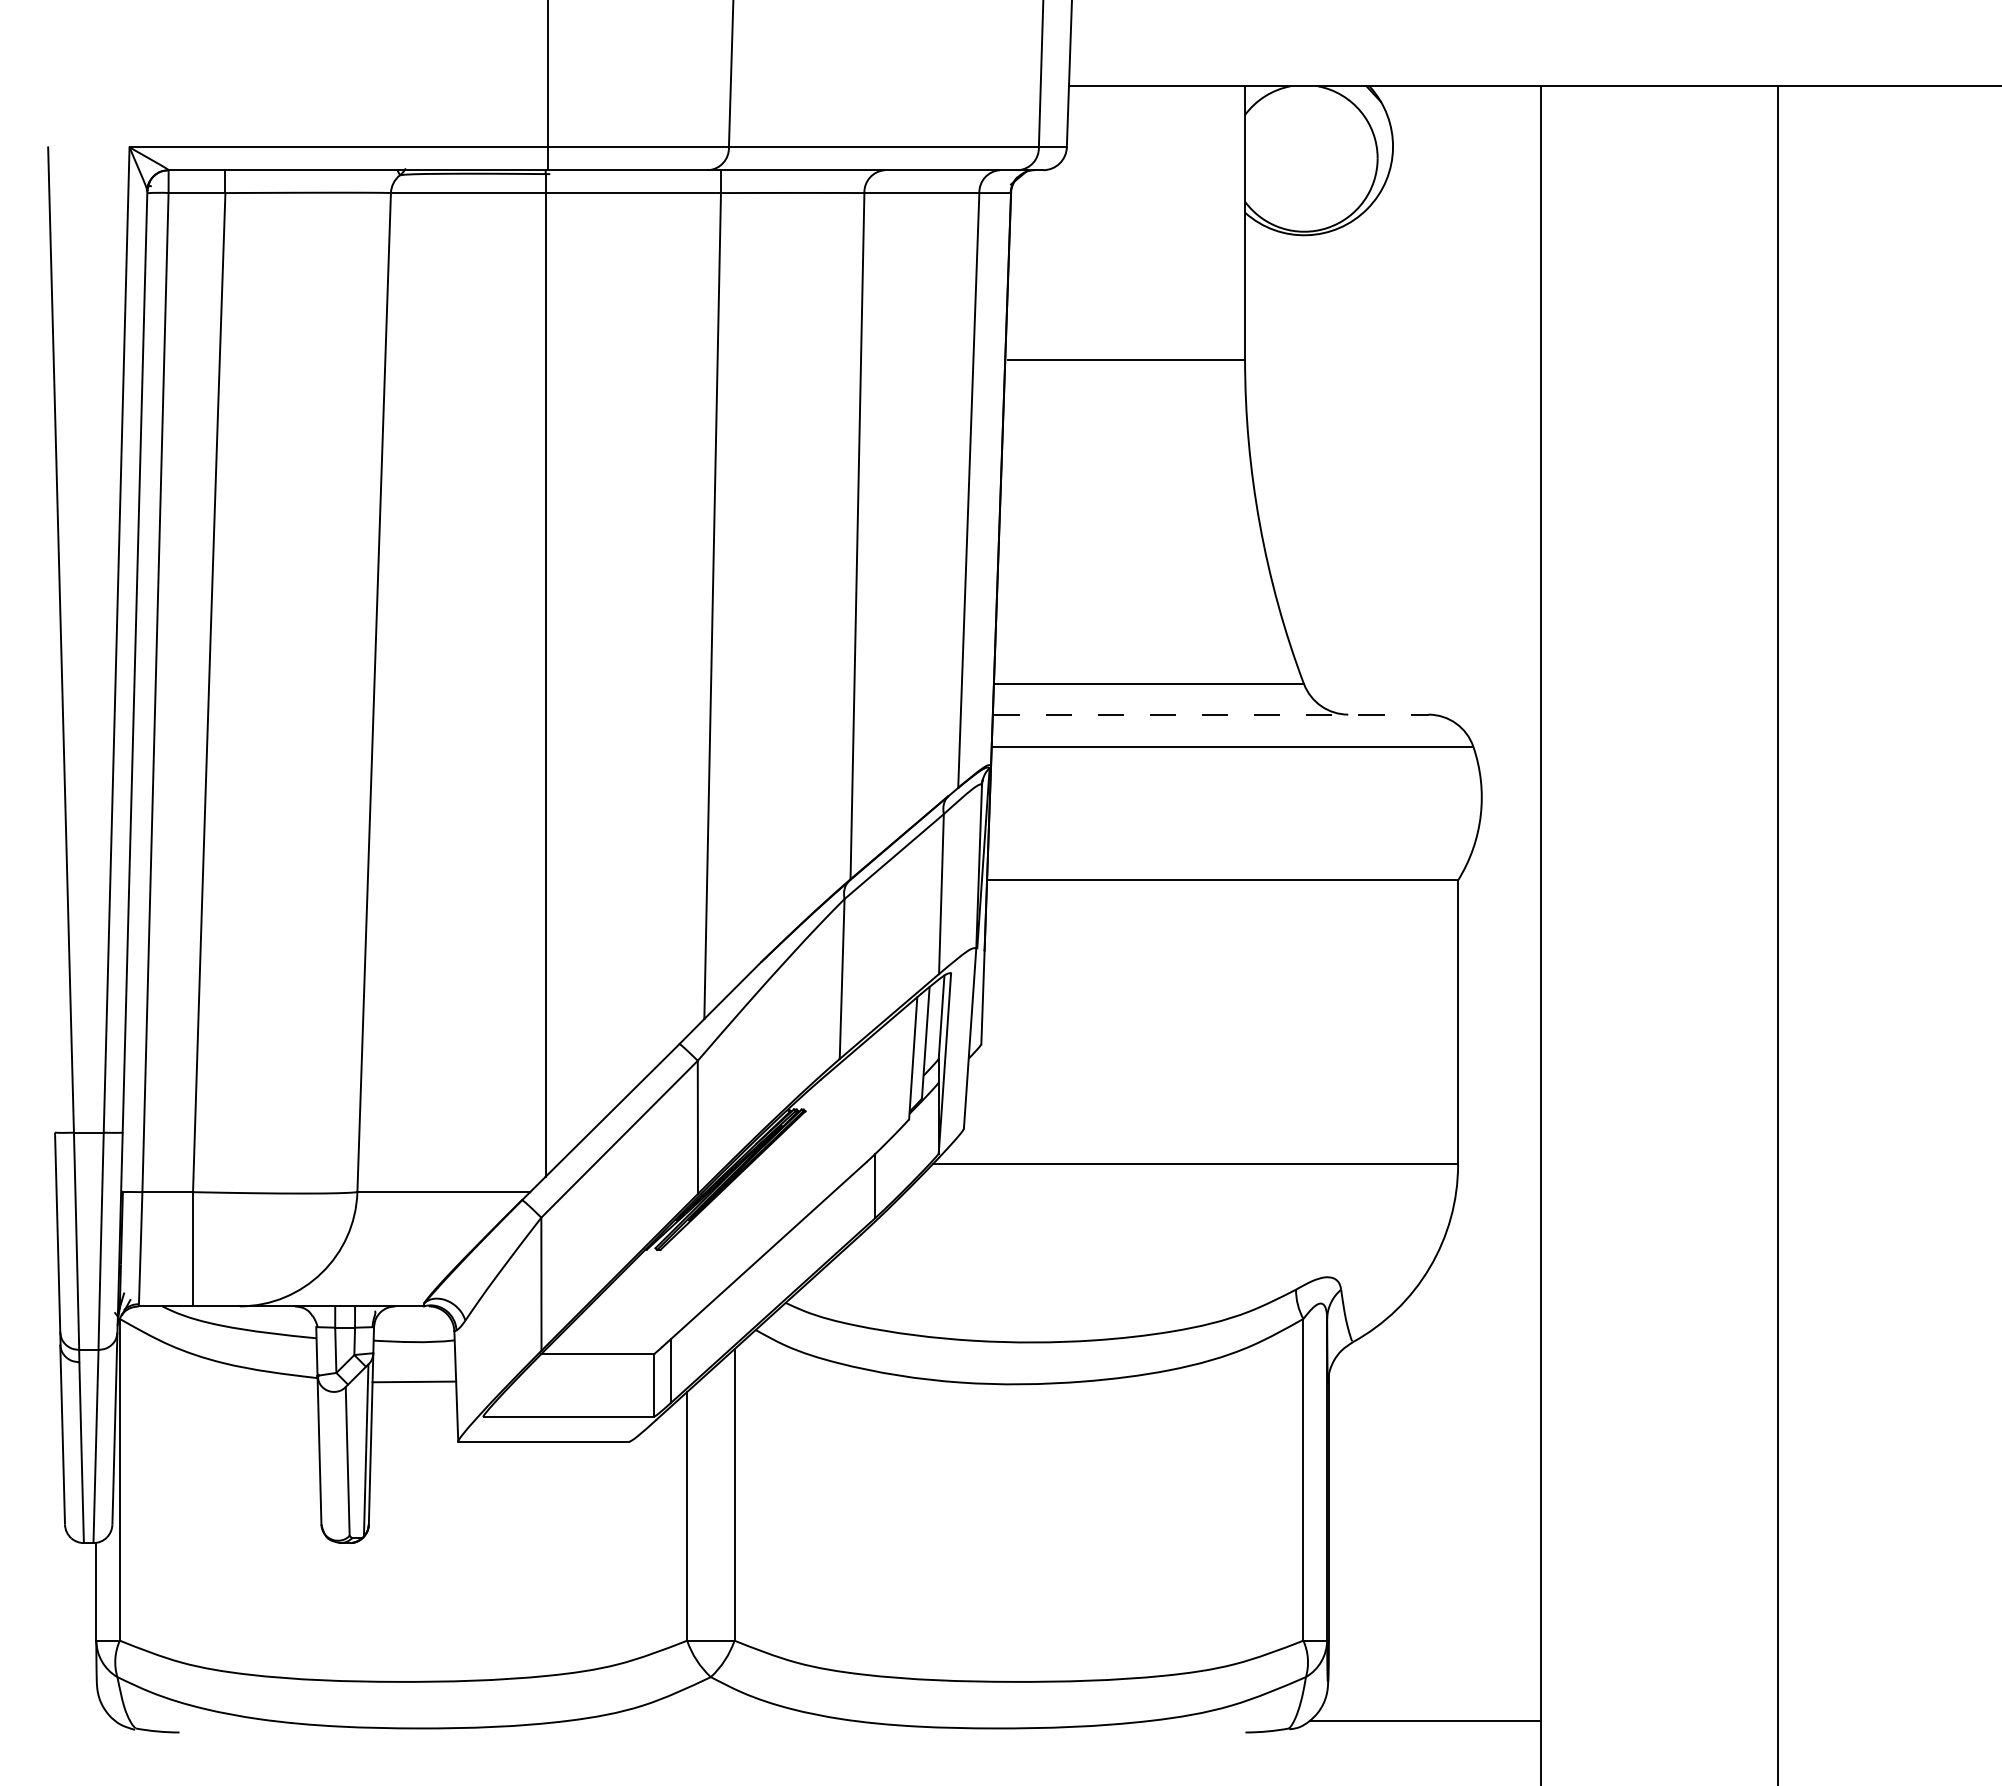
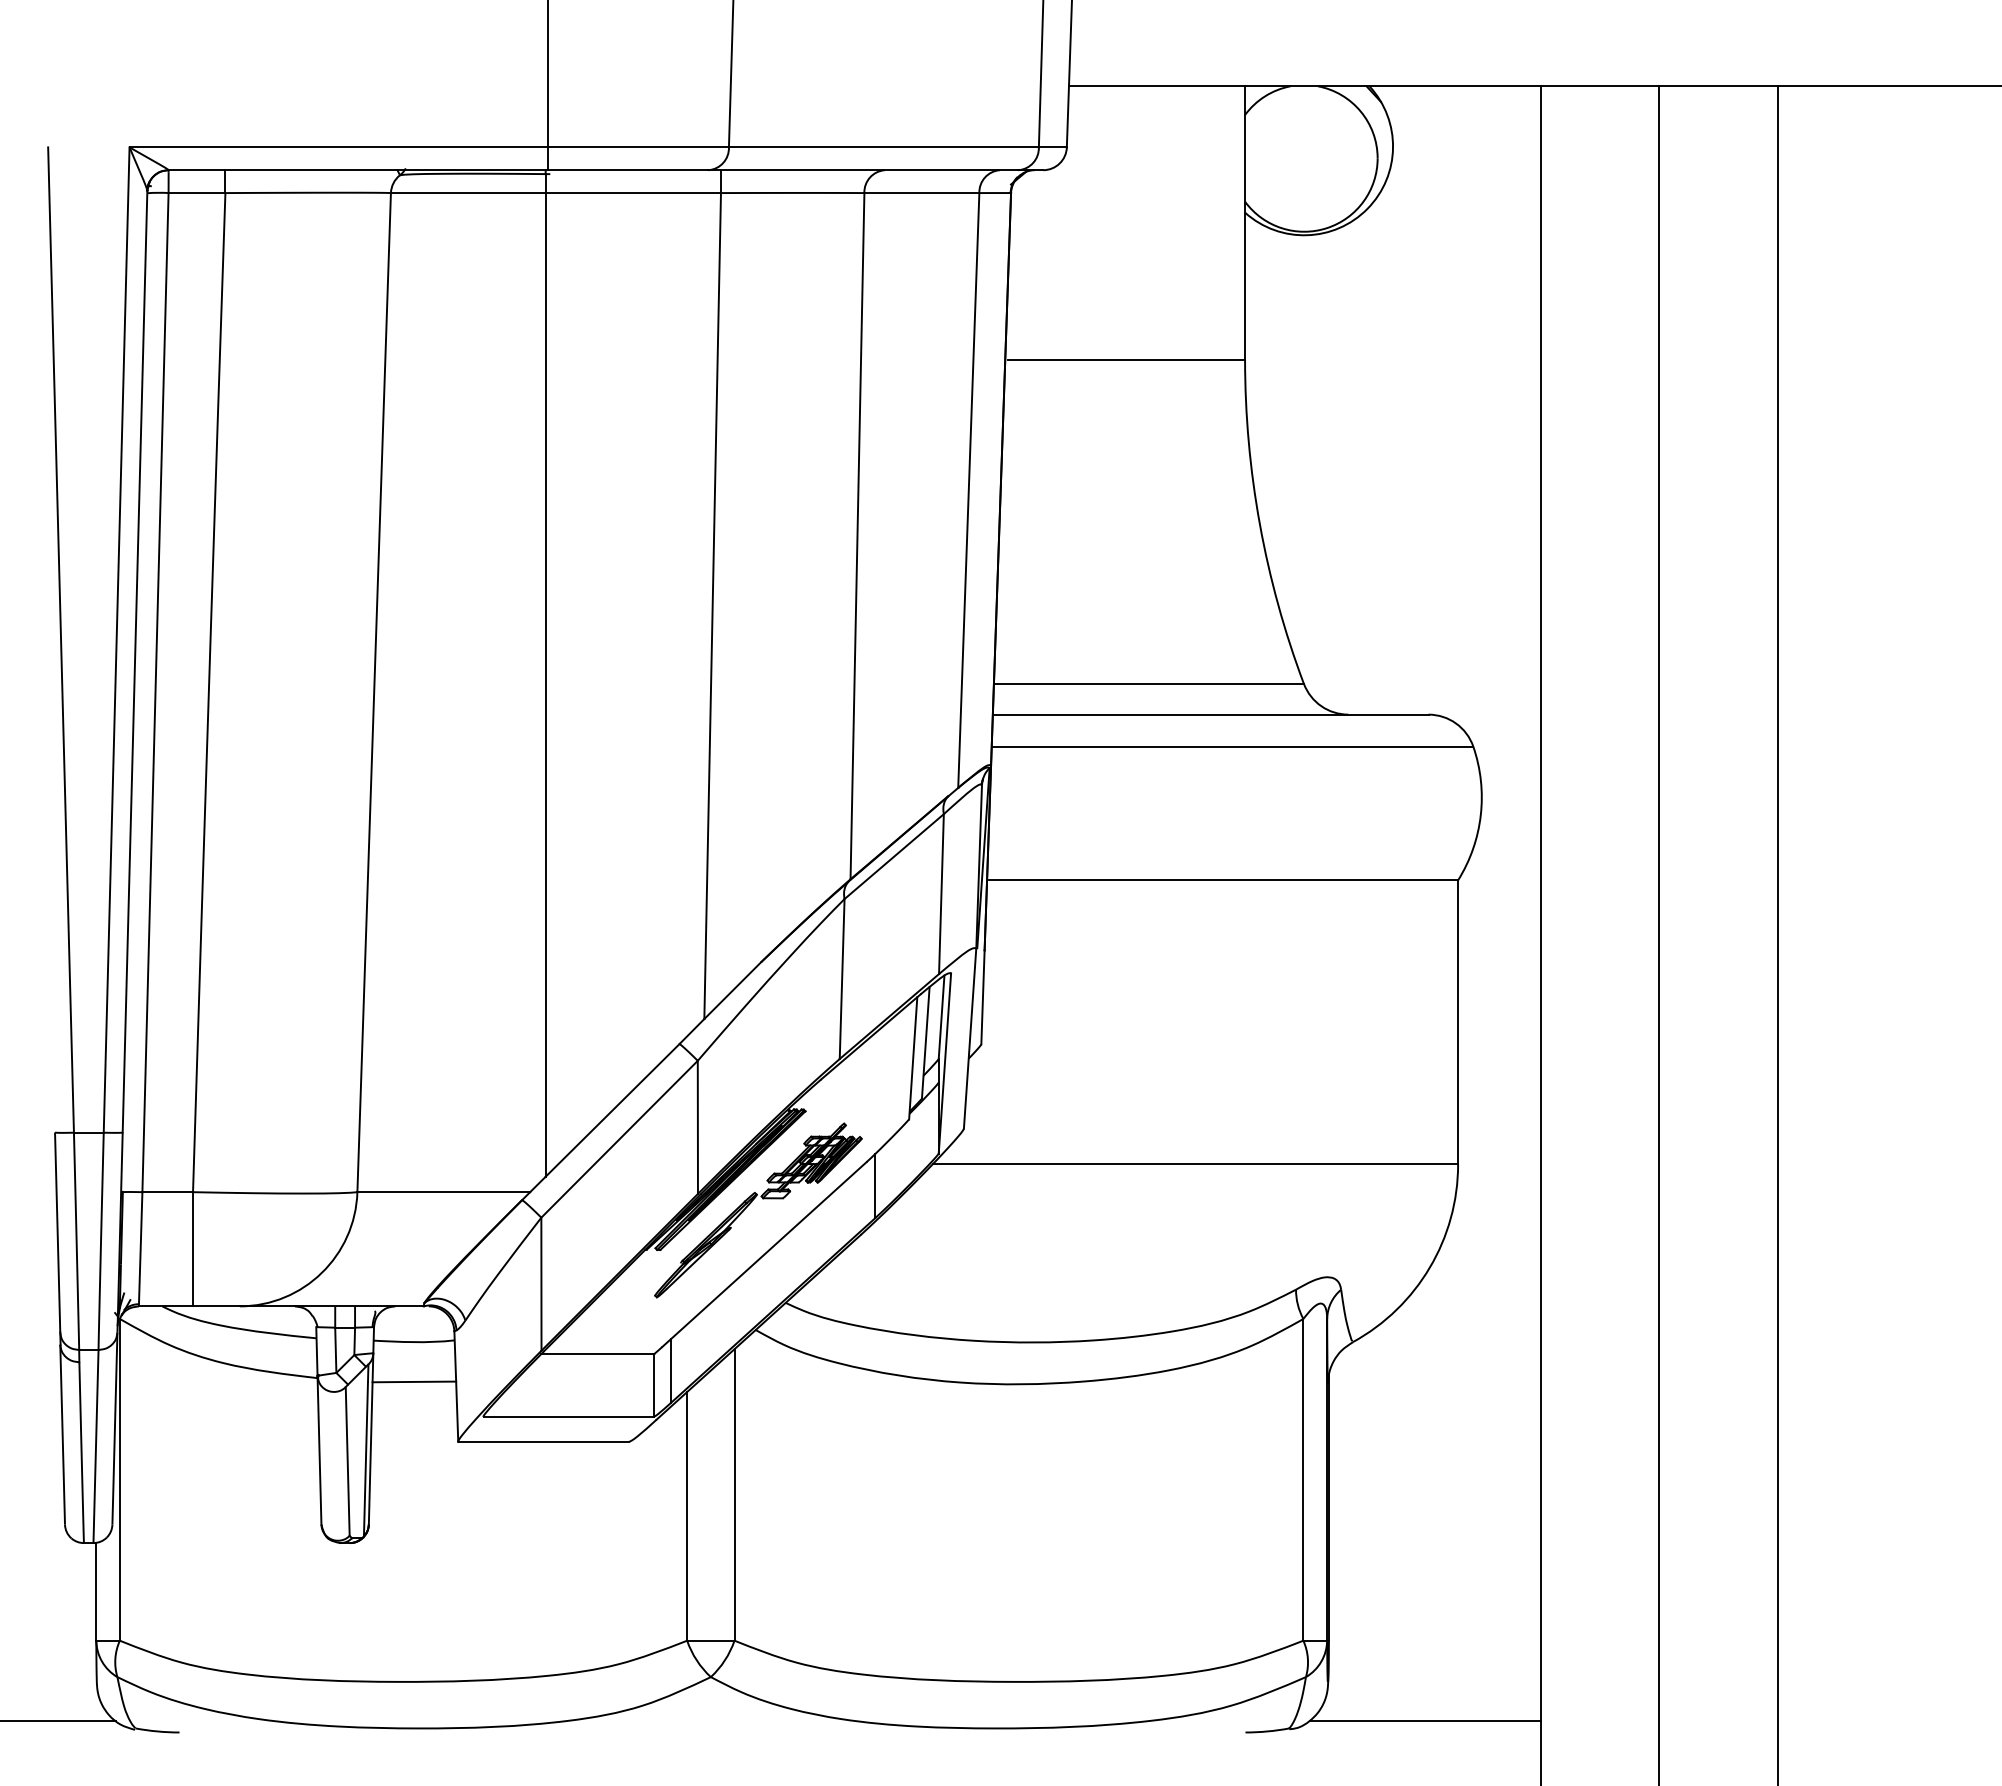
line: dashed -> solid (1211, 714)
line: none -> present (1659, 934)
part: none -> present (751, 1203)
line: none -> present (58, 1720)
